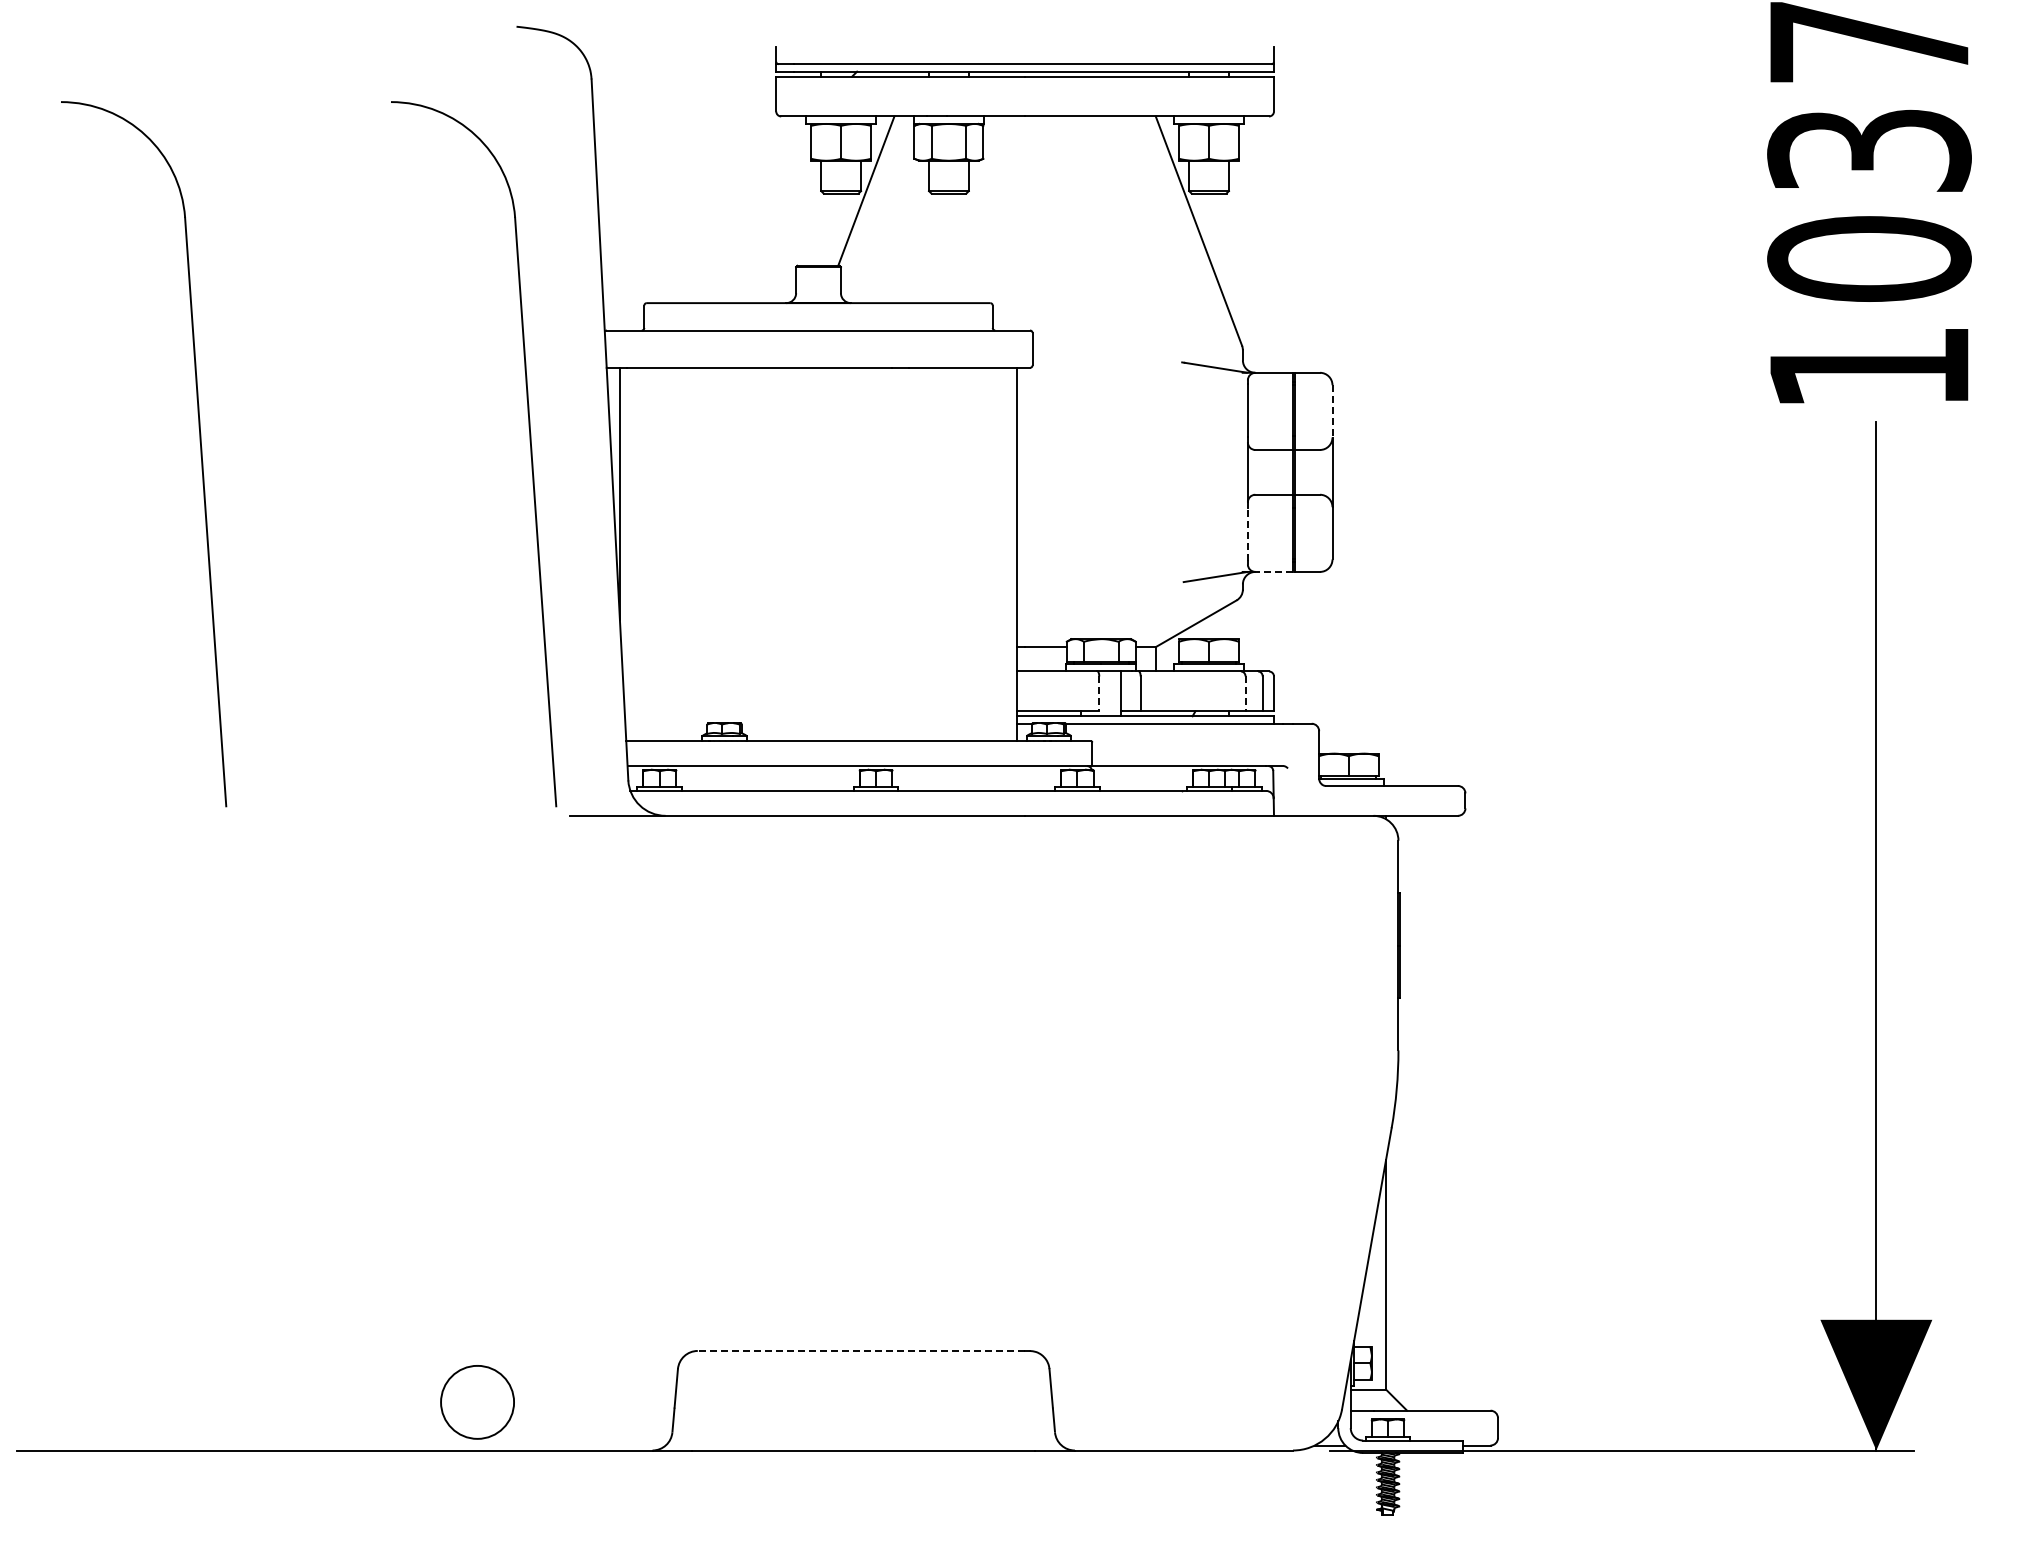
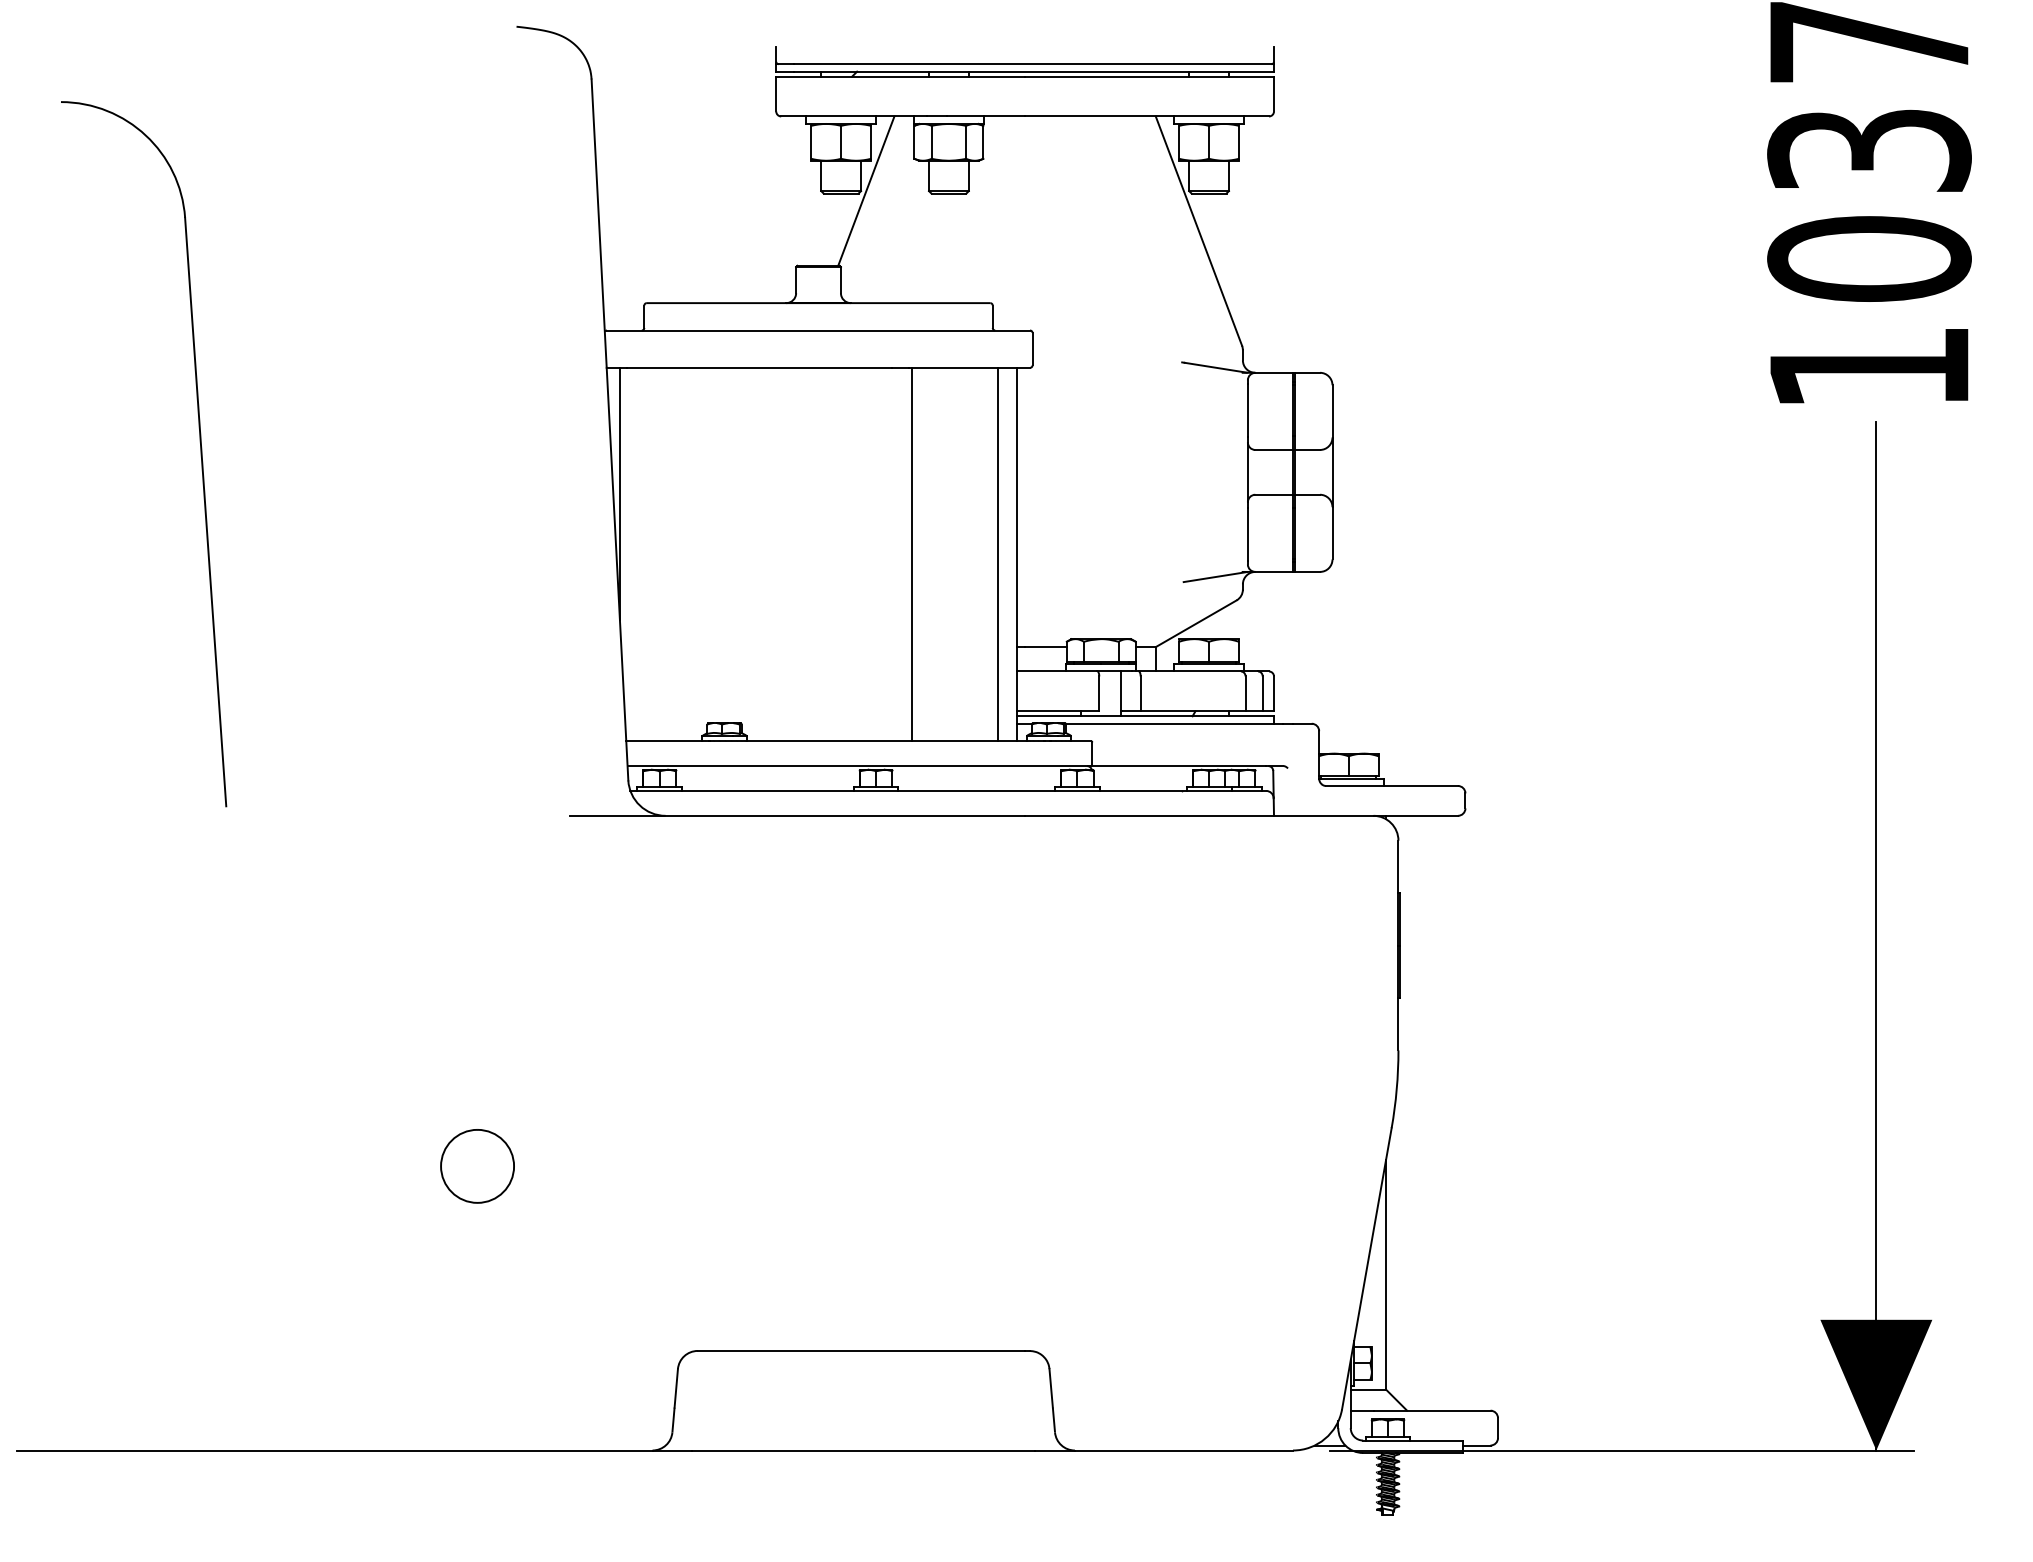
line: dashed -> solid (1332, 411)
part: present -> none (530, 454)
line: dashed -> solid (1247, 533)
line: none -> present (912, 554)
line: none -> present (997, 554)
line: dashed -> solid (1274, 571)
line: dashed -> solid (1099, 694)
line: dashed -> solid (1245, 694)
line: dashed -> solid (861, 1350)
part position: (477, 1402) -> (477, 1166) (477, 1166)
